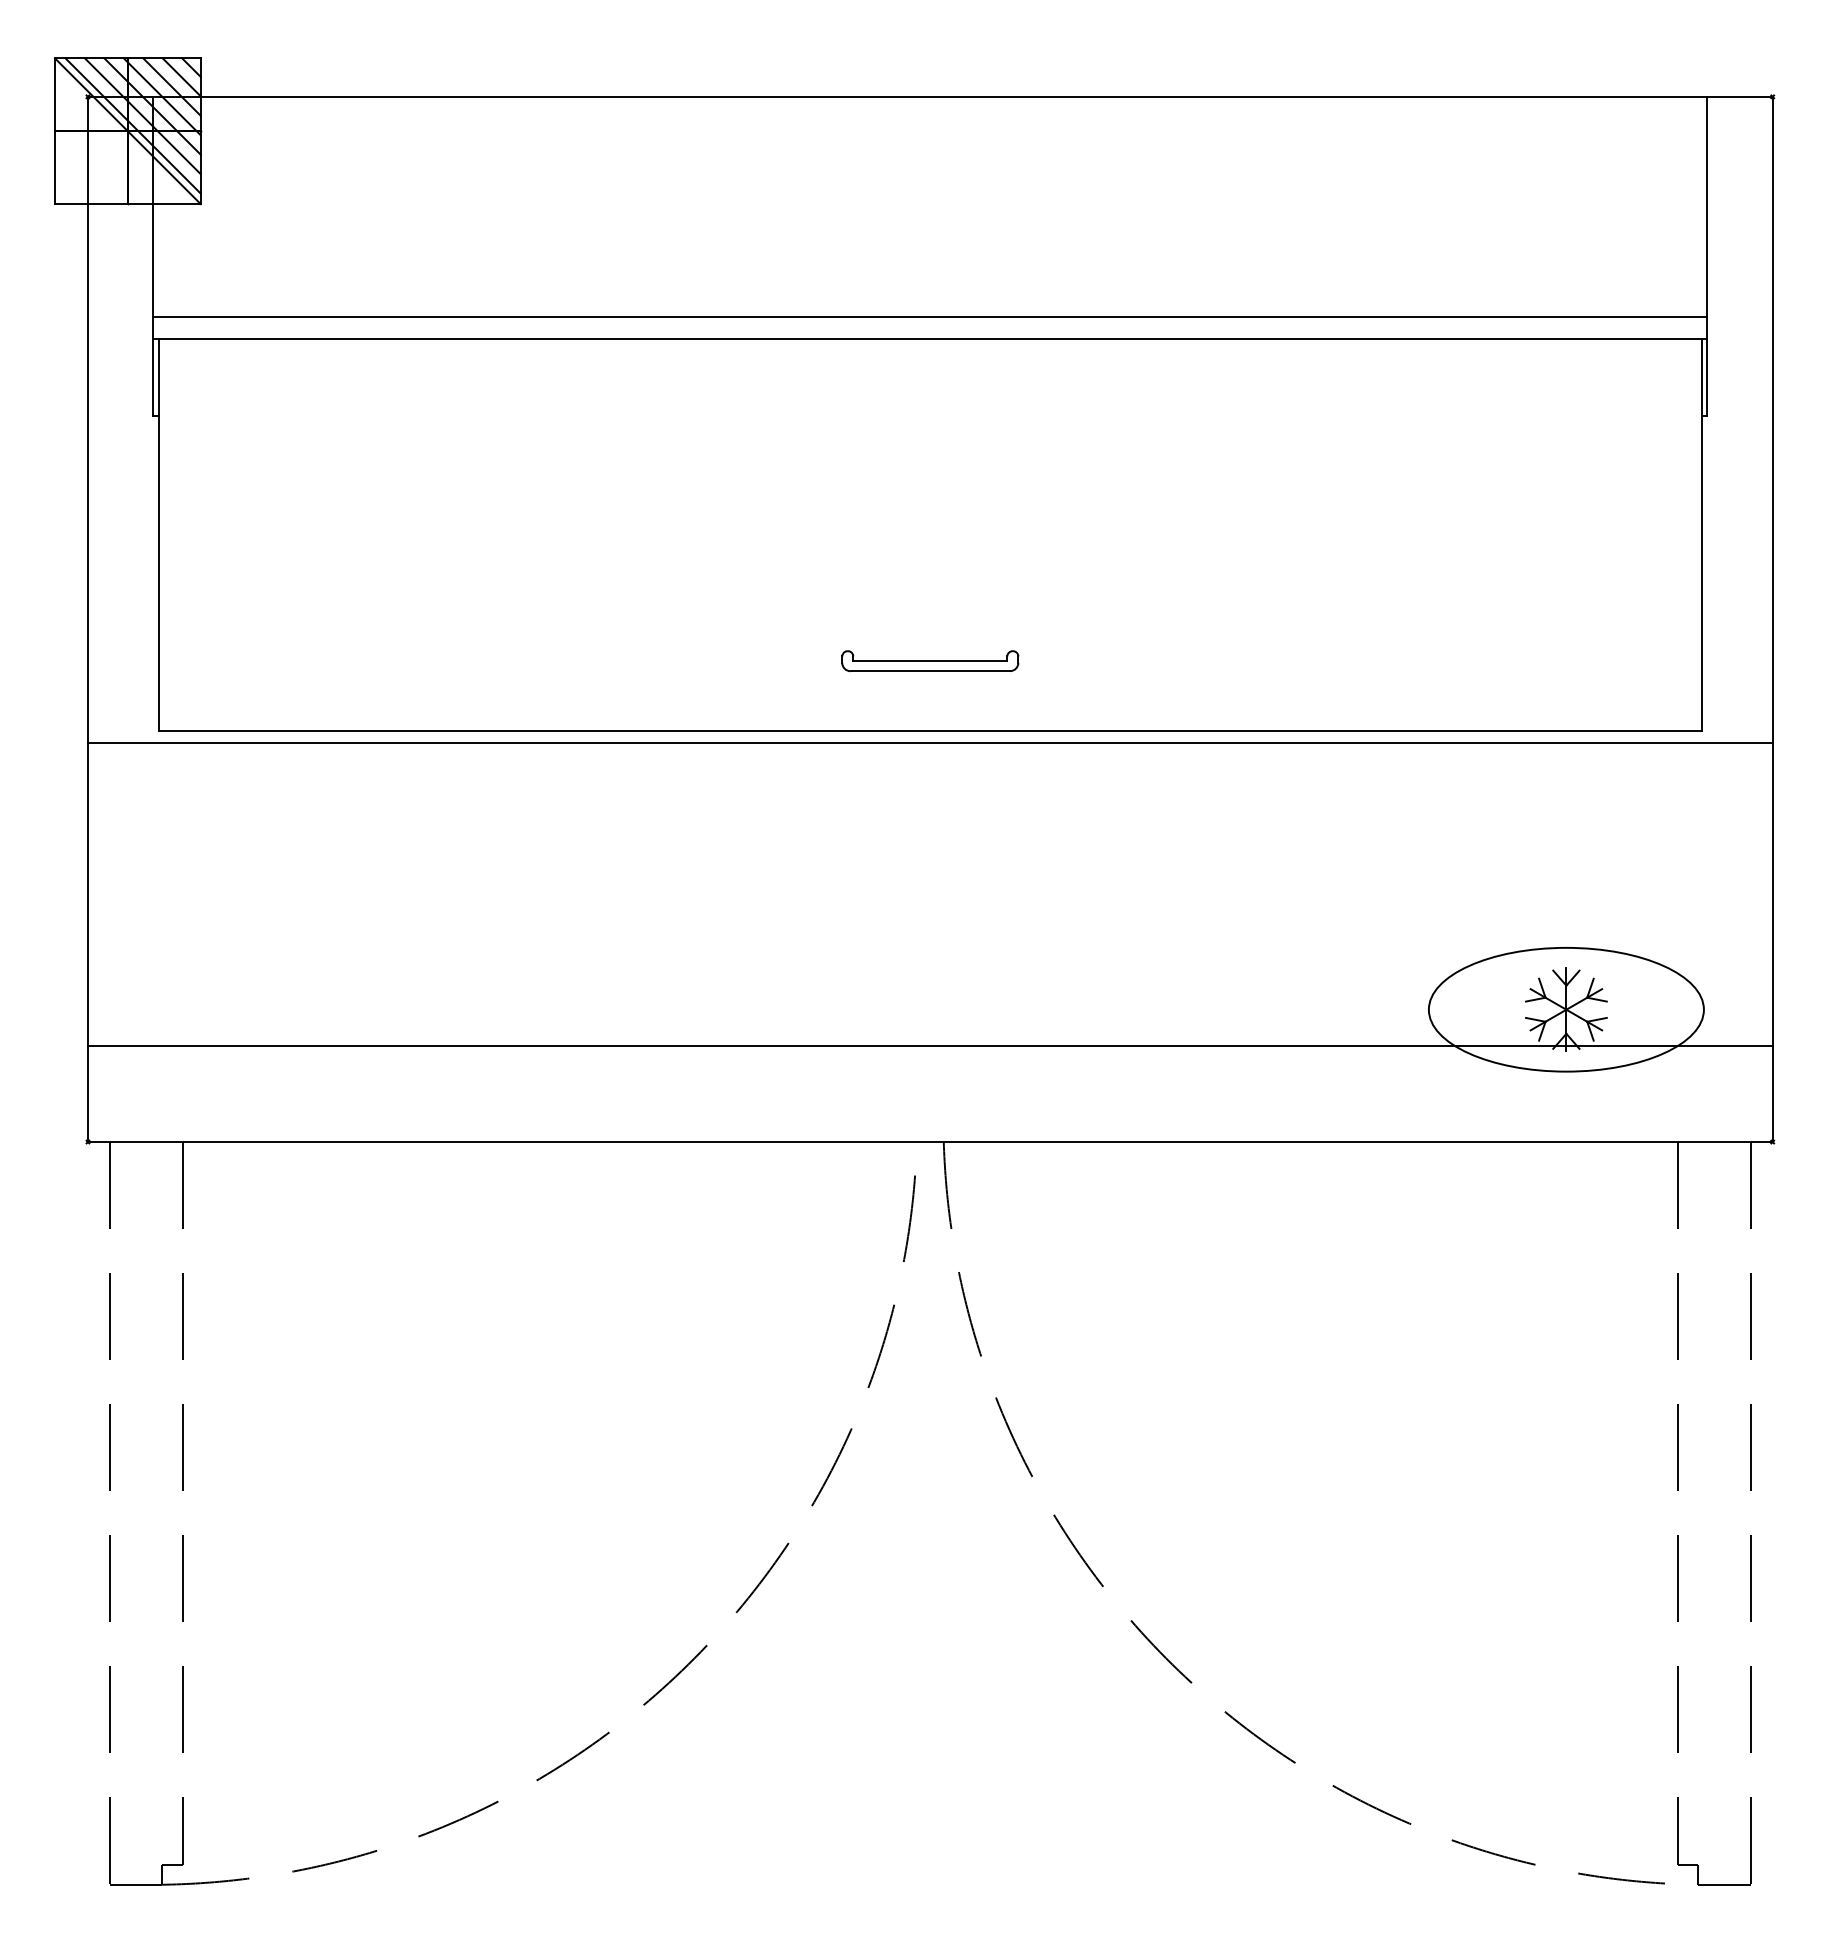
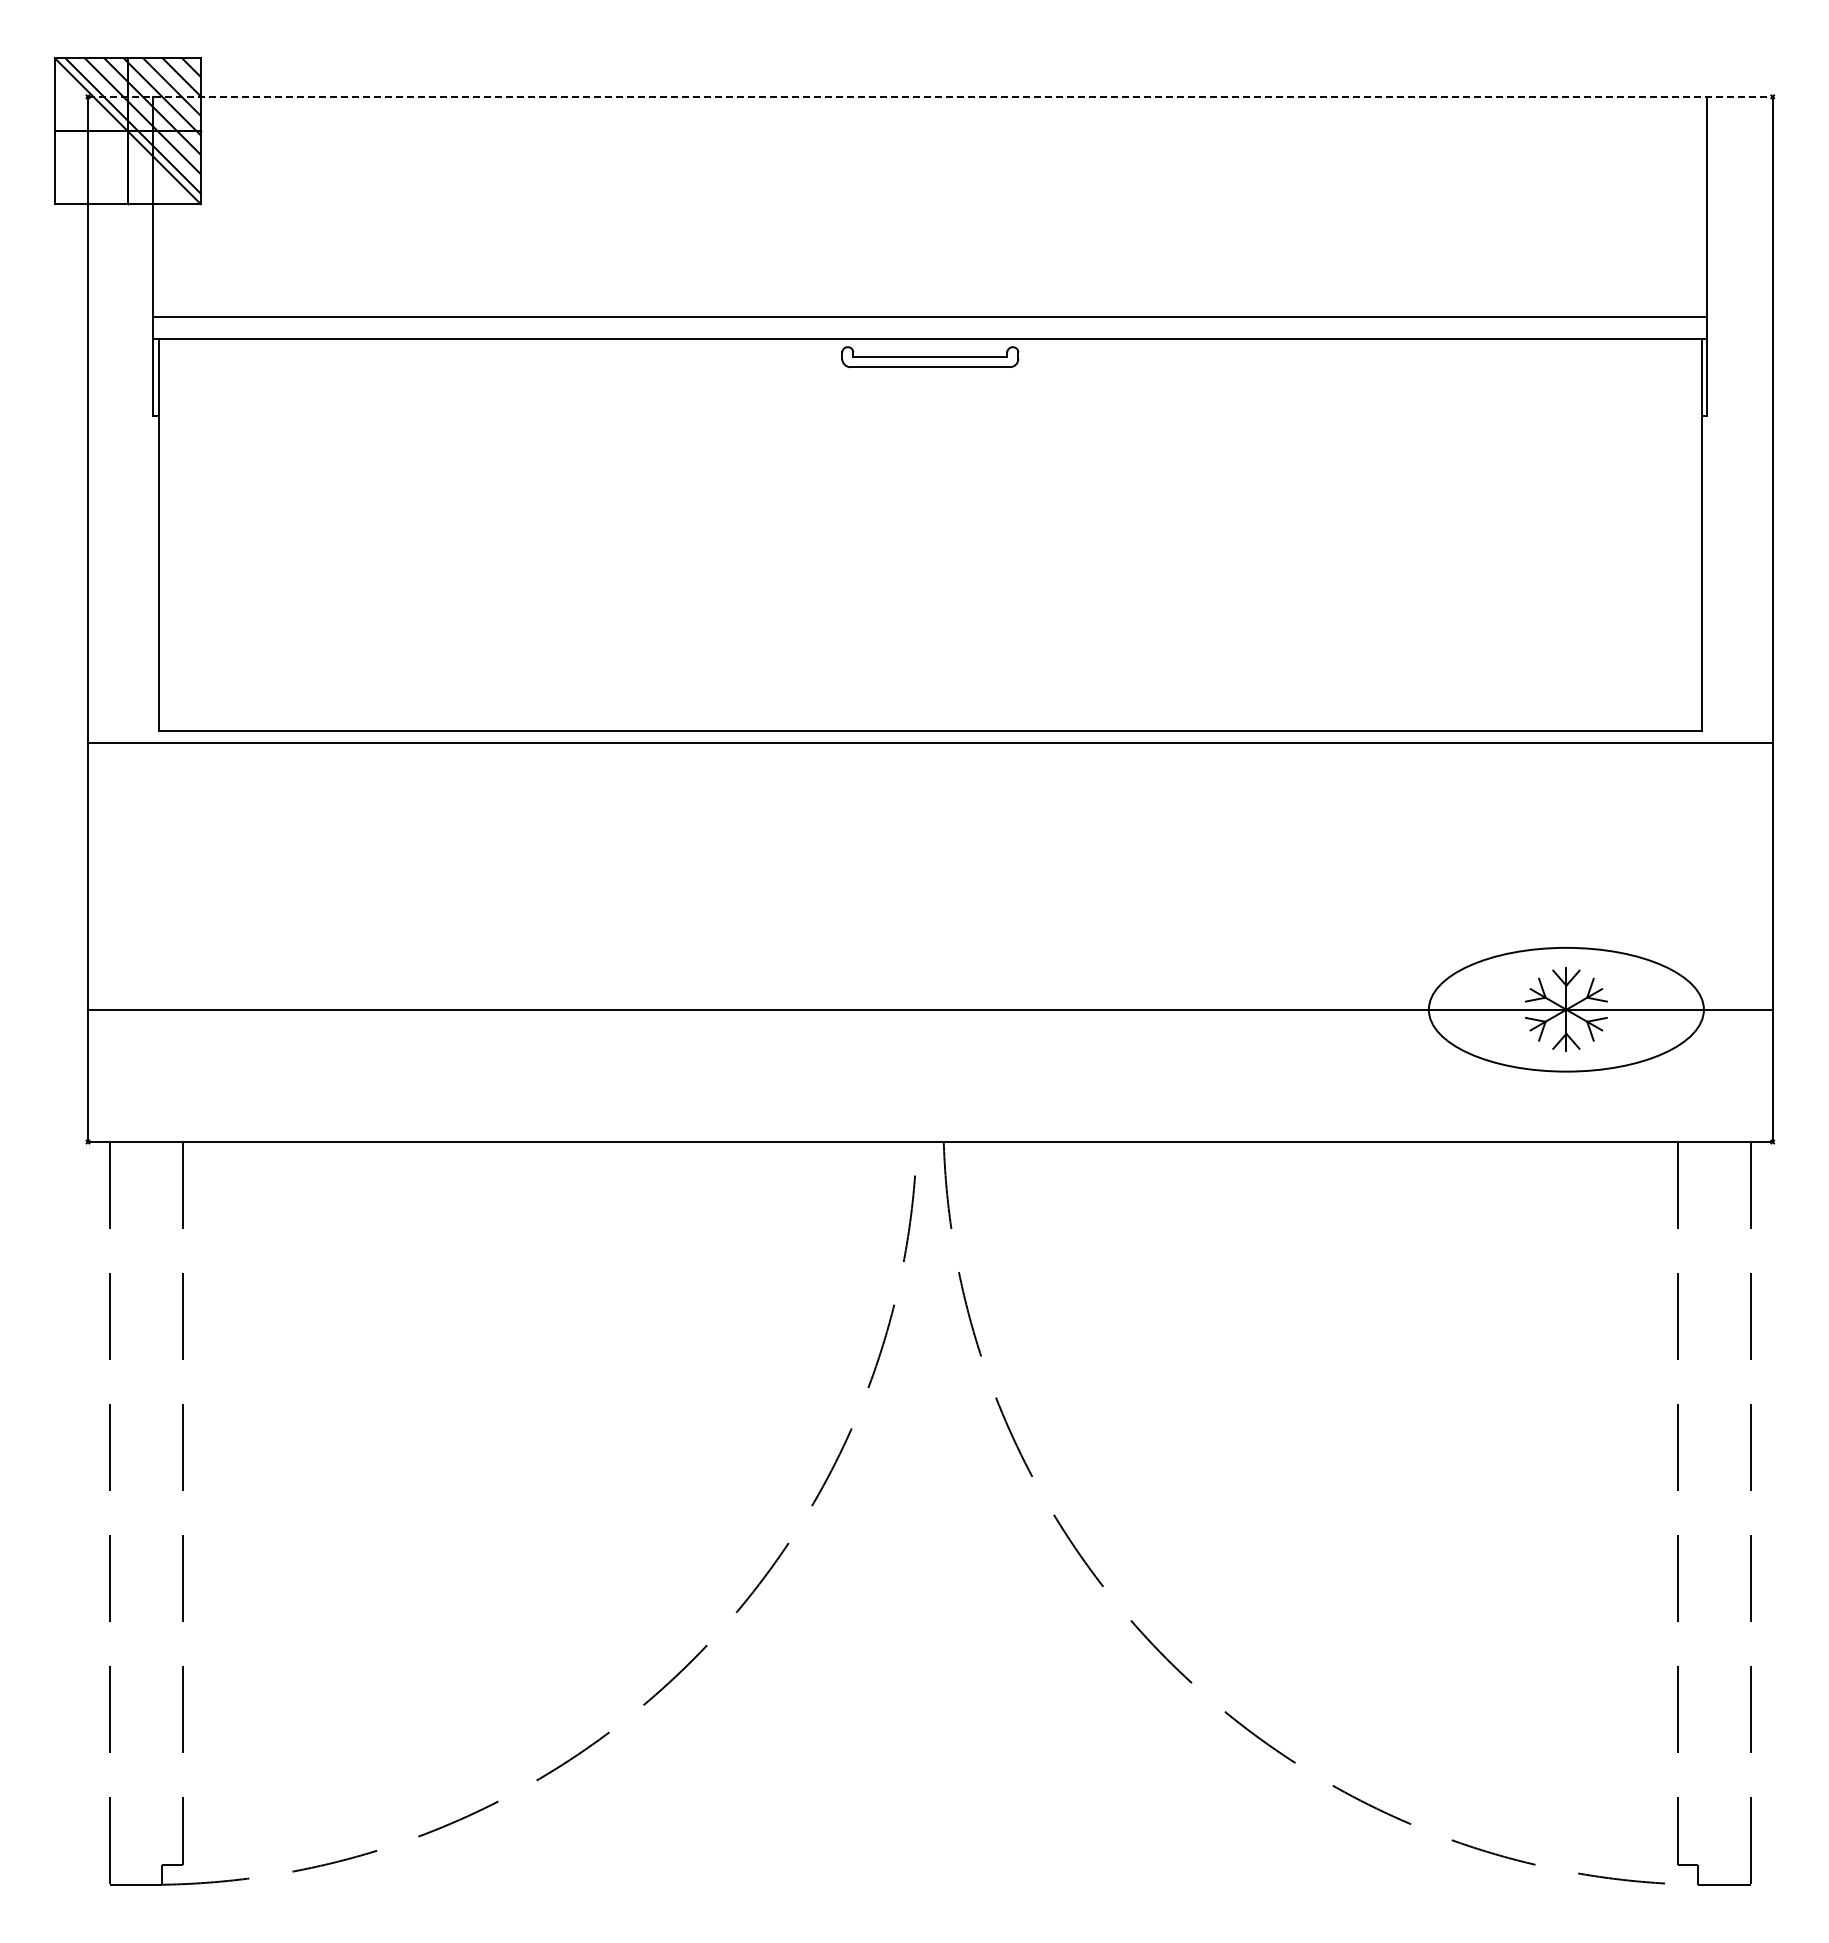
line: solid -> dashed (930, 96)
part position: (930, 660) -> (930, 356) (930, 356)
line position: (929, 1045) -> (929, 1009) (929, 1009)
